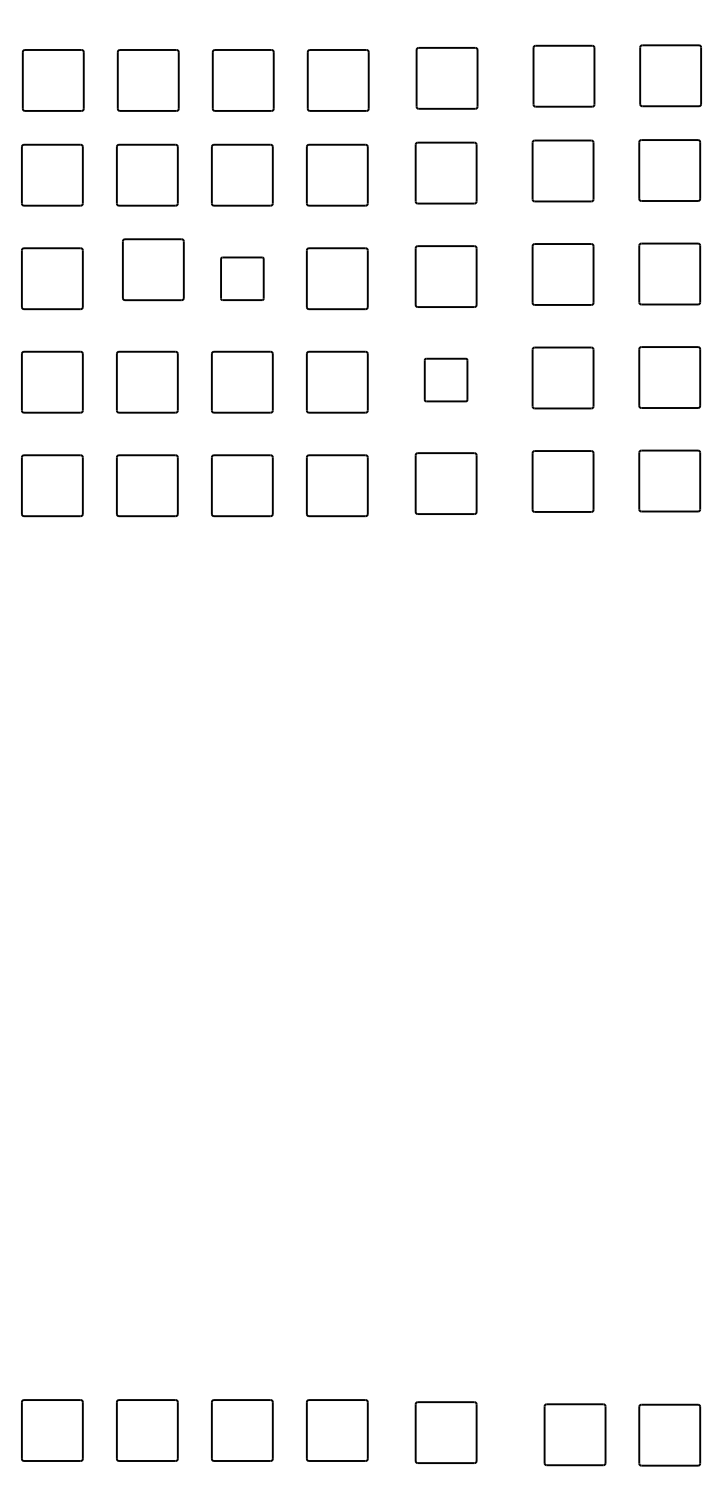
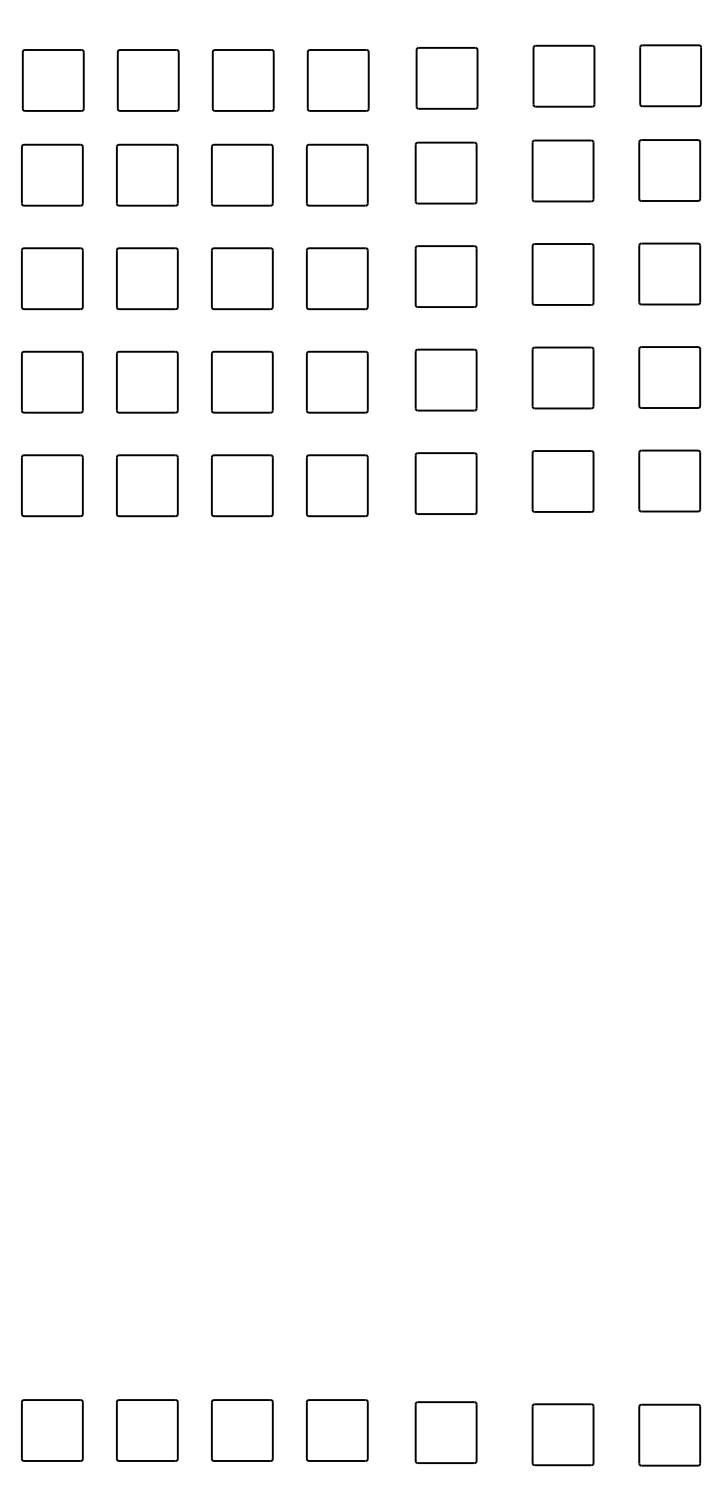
part position: (153, 269) -> (147, 278) (147, 278)
part size: 45x45 px -> 63x64 px (242, 278)
part size: 46x46 px -> 64x64 px (445, 379)
part position: (574, 1434) -> (562, 1434) (562, 1434)
